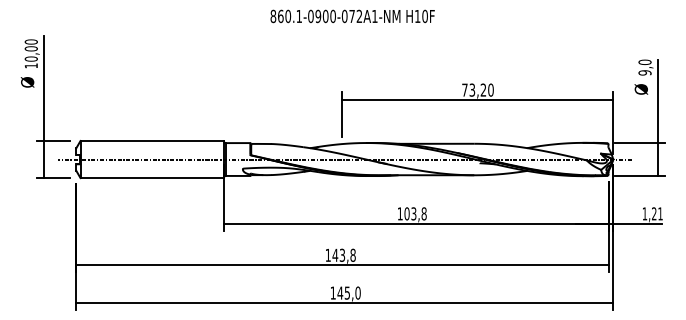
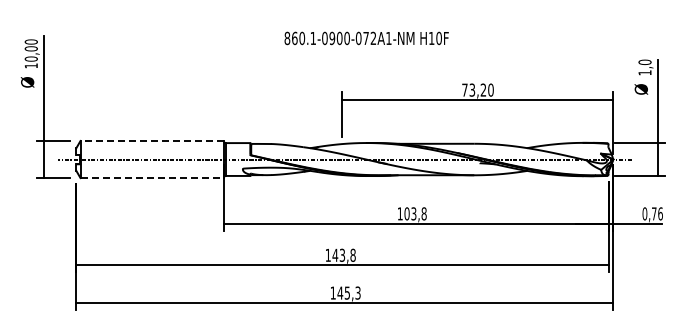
text position: (352, 16) -> (366, 38) (366, 38)
text: 9,0 -> 1,0 (644, 72)
line: solid -> dashed (152, 141)
line: solid -> dashed (152, 178)
text: 1,21 -> 0,76 (652, 213)
text: 145,0 -> 145,3 (357, 292)
